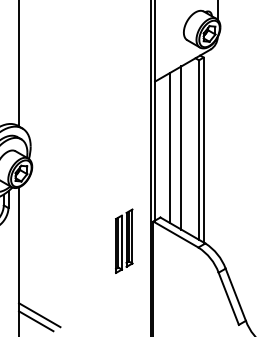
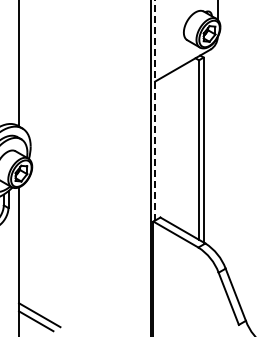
line: solid -> dashed (155, 110)
line: present -> none (181, 147)
line: present -> none (170, 148)
part: present -> none (124, 240)
